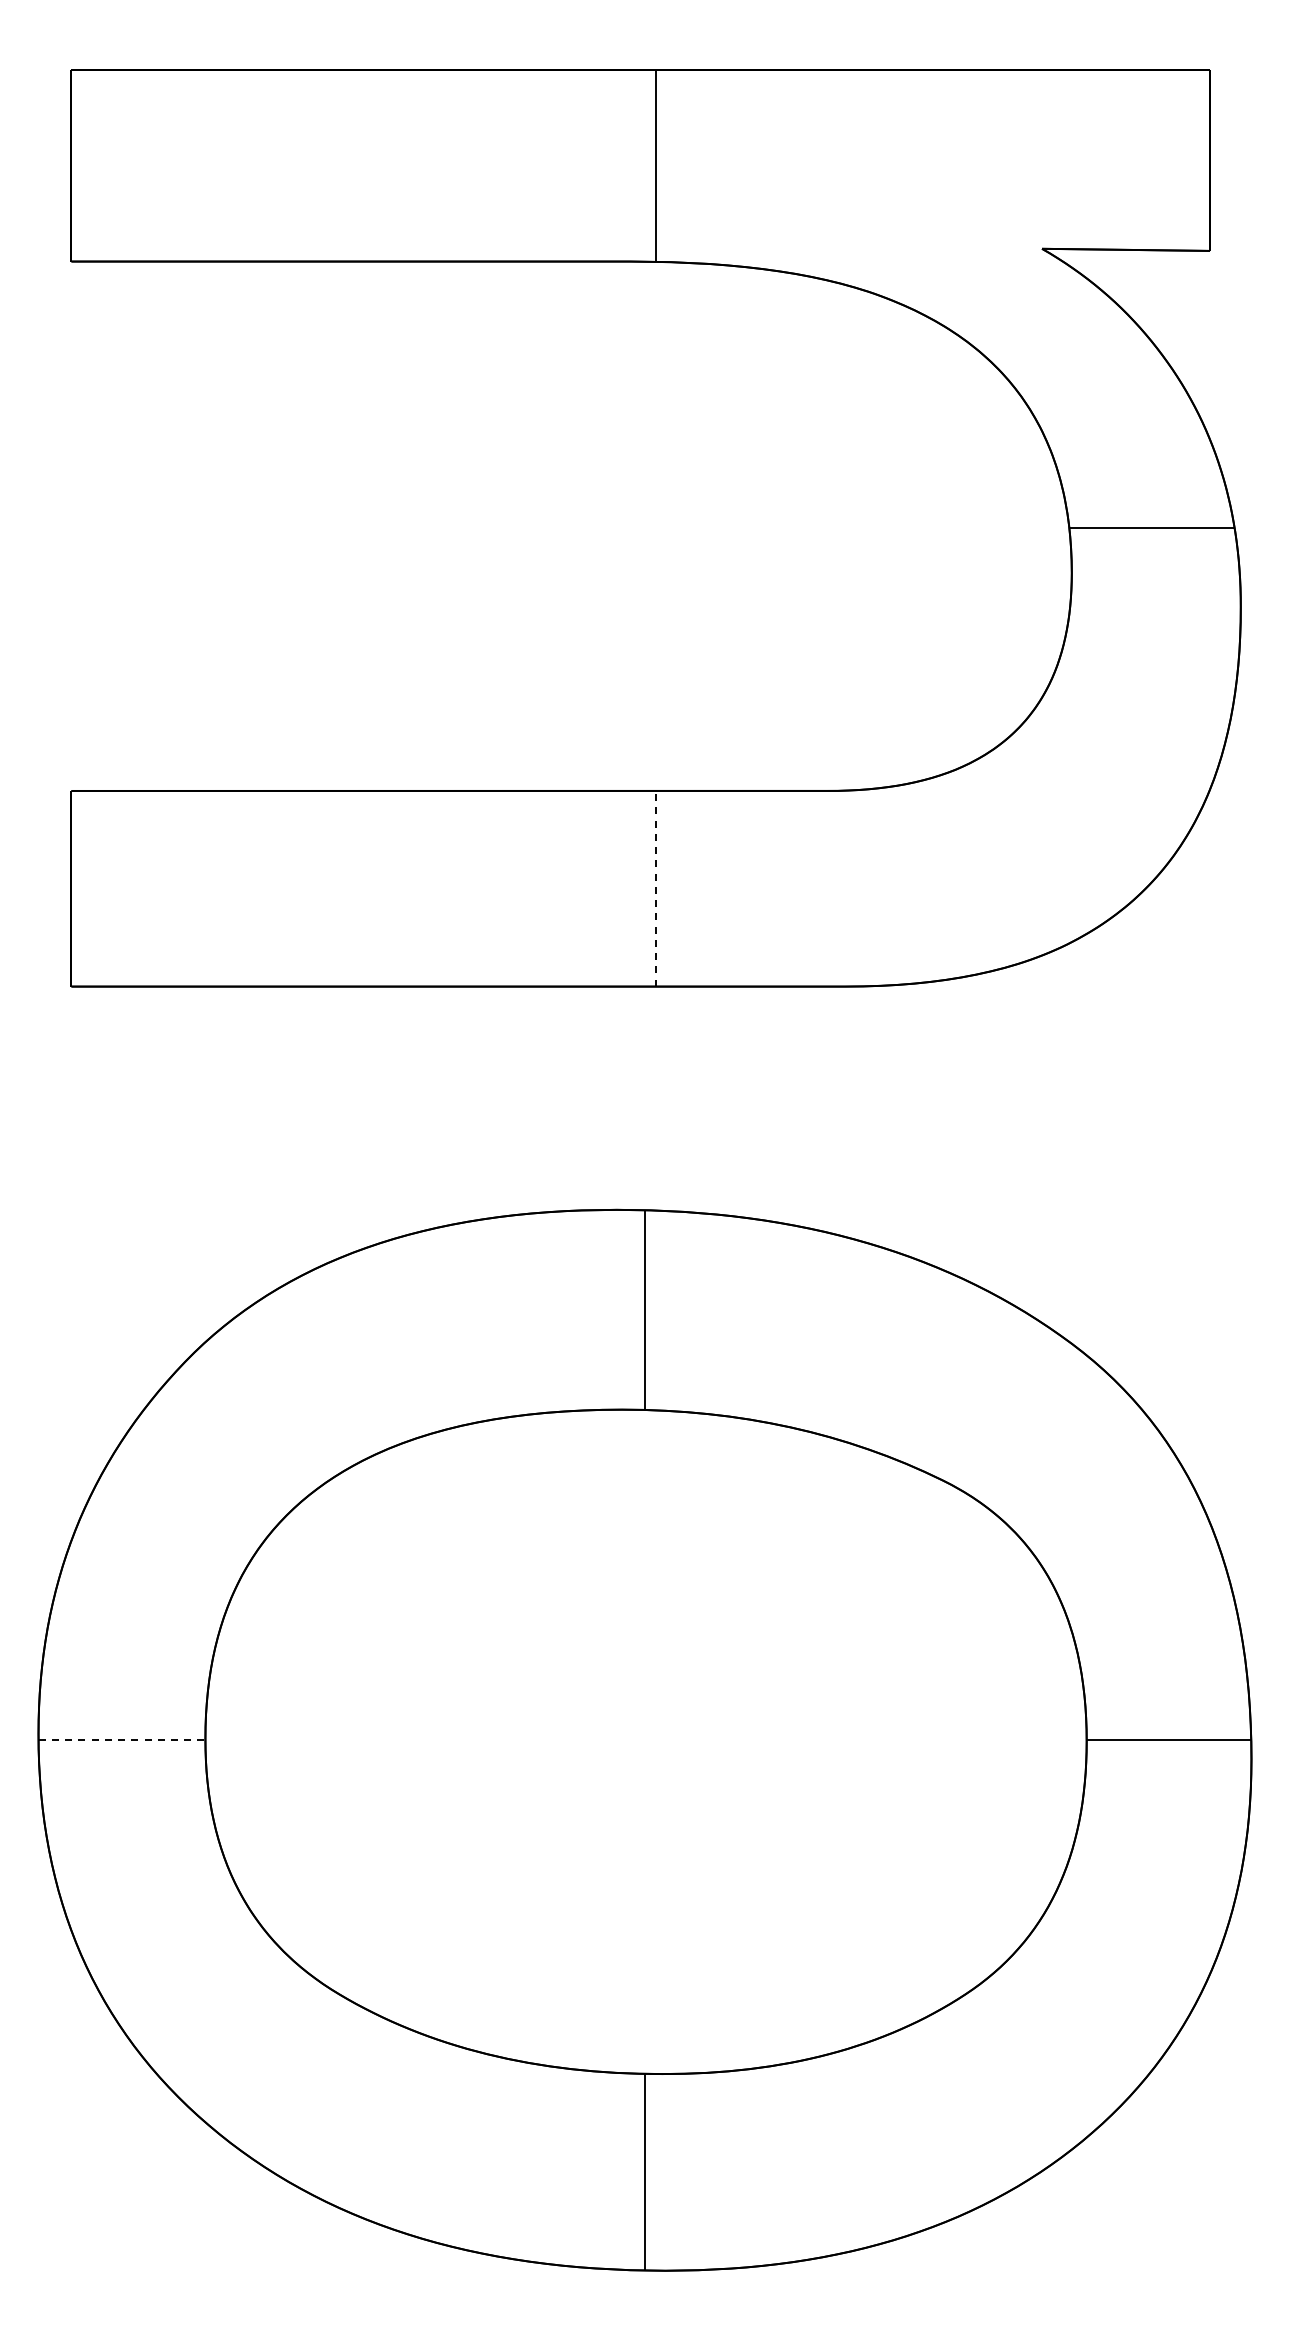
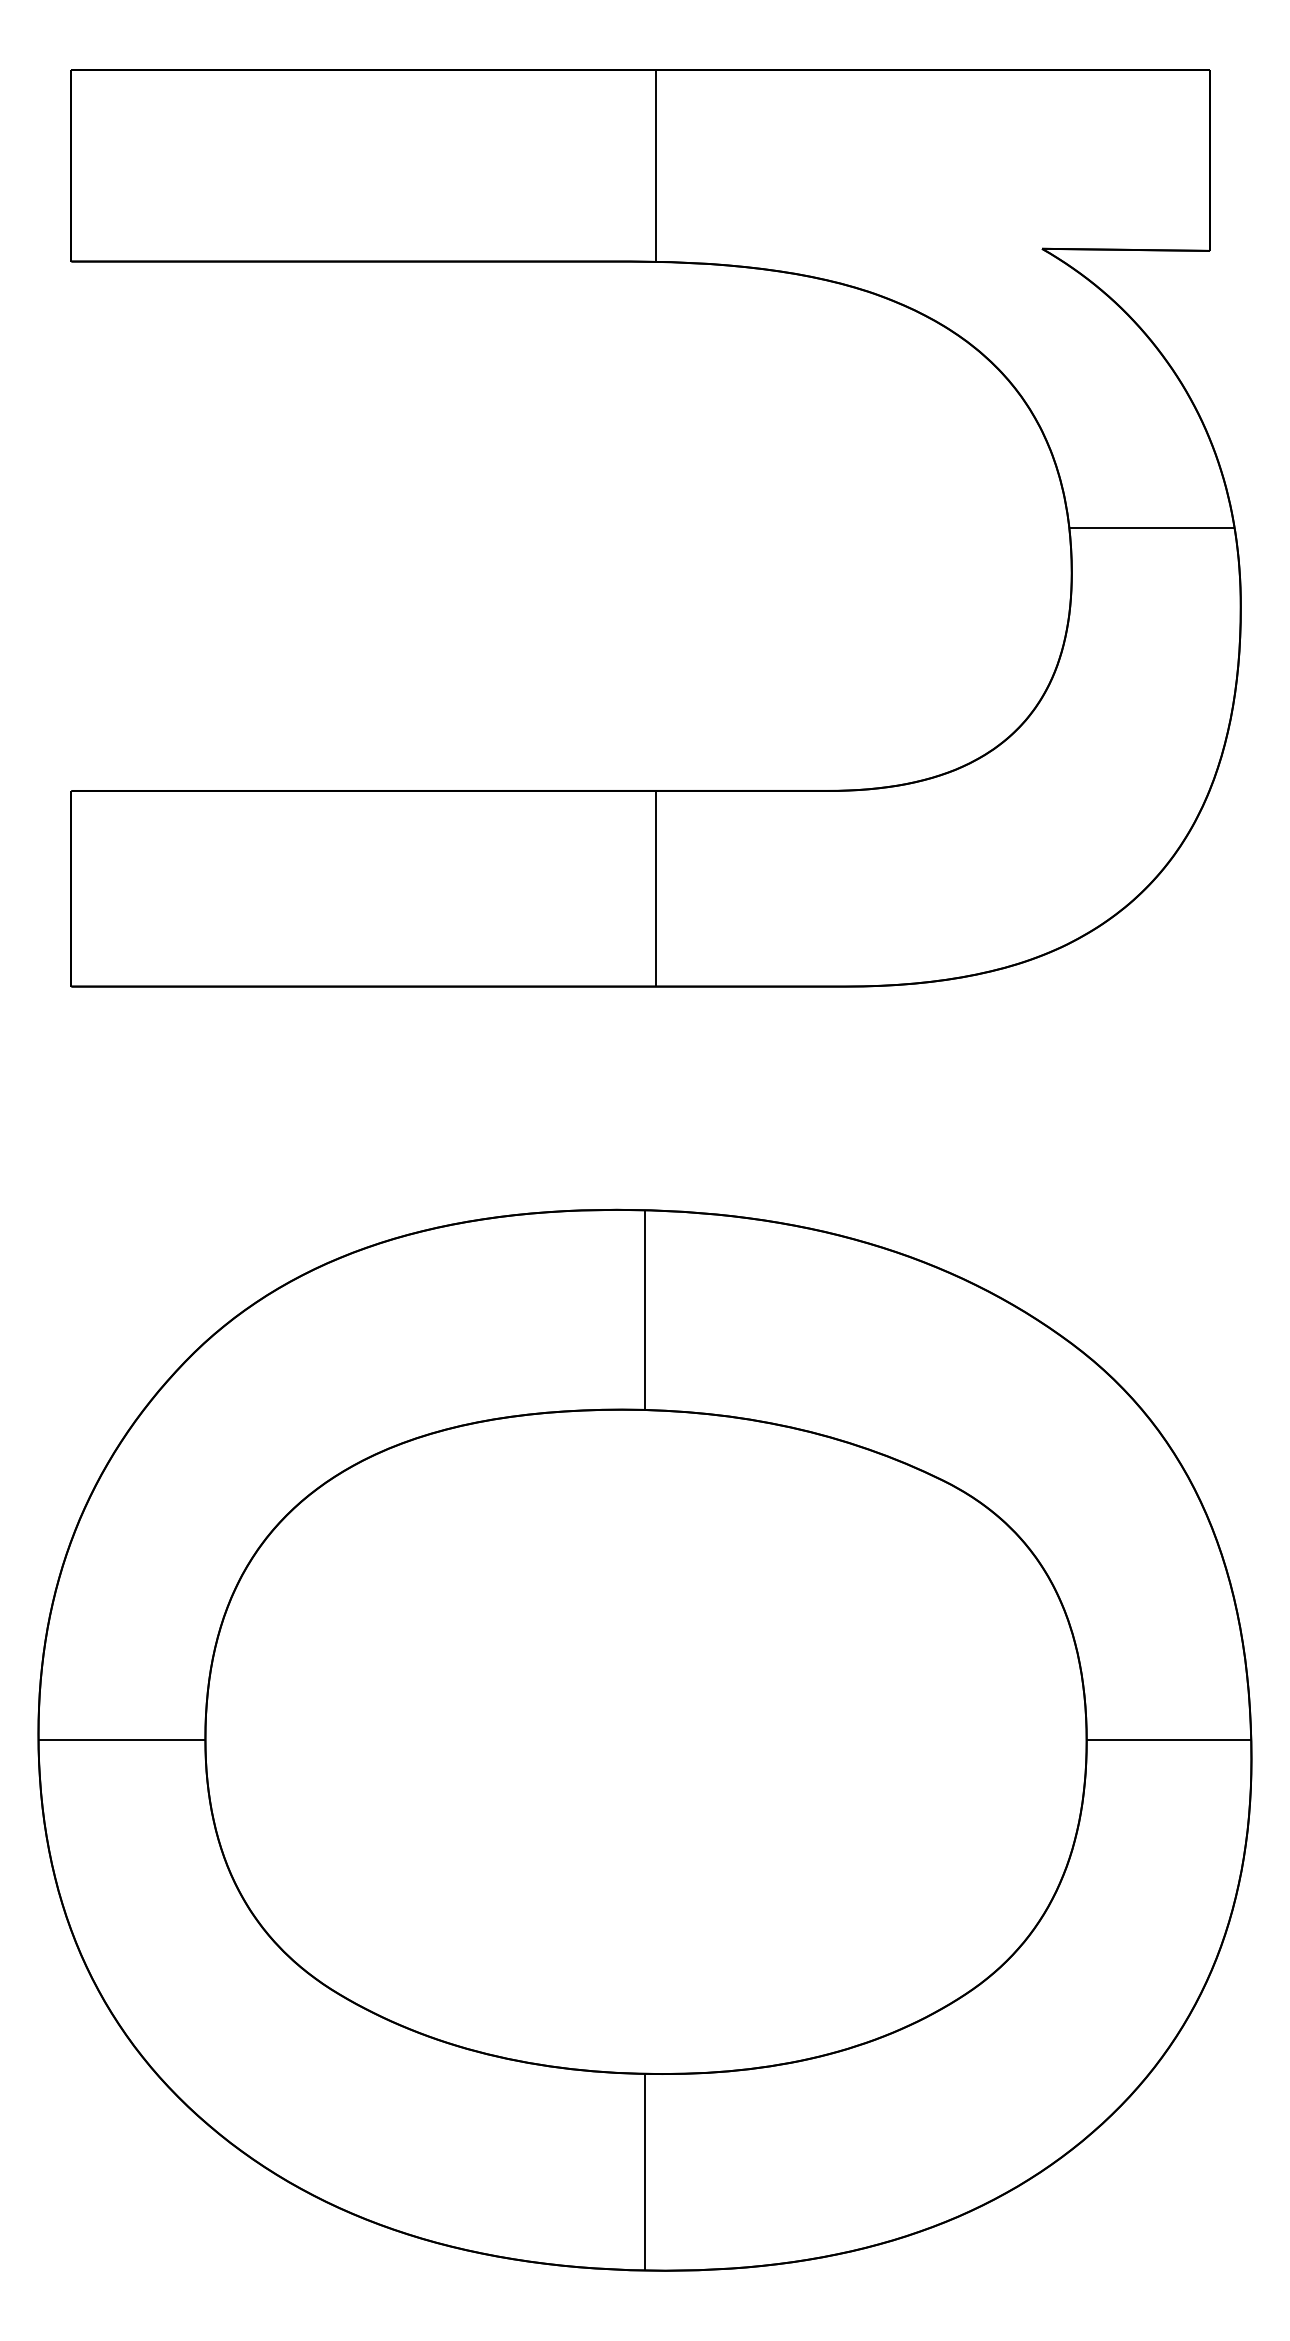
line: dashed -> solid (656, 888)
line: dashed -> solid (122, 1740)
